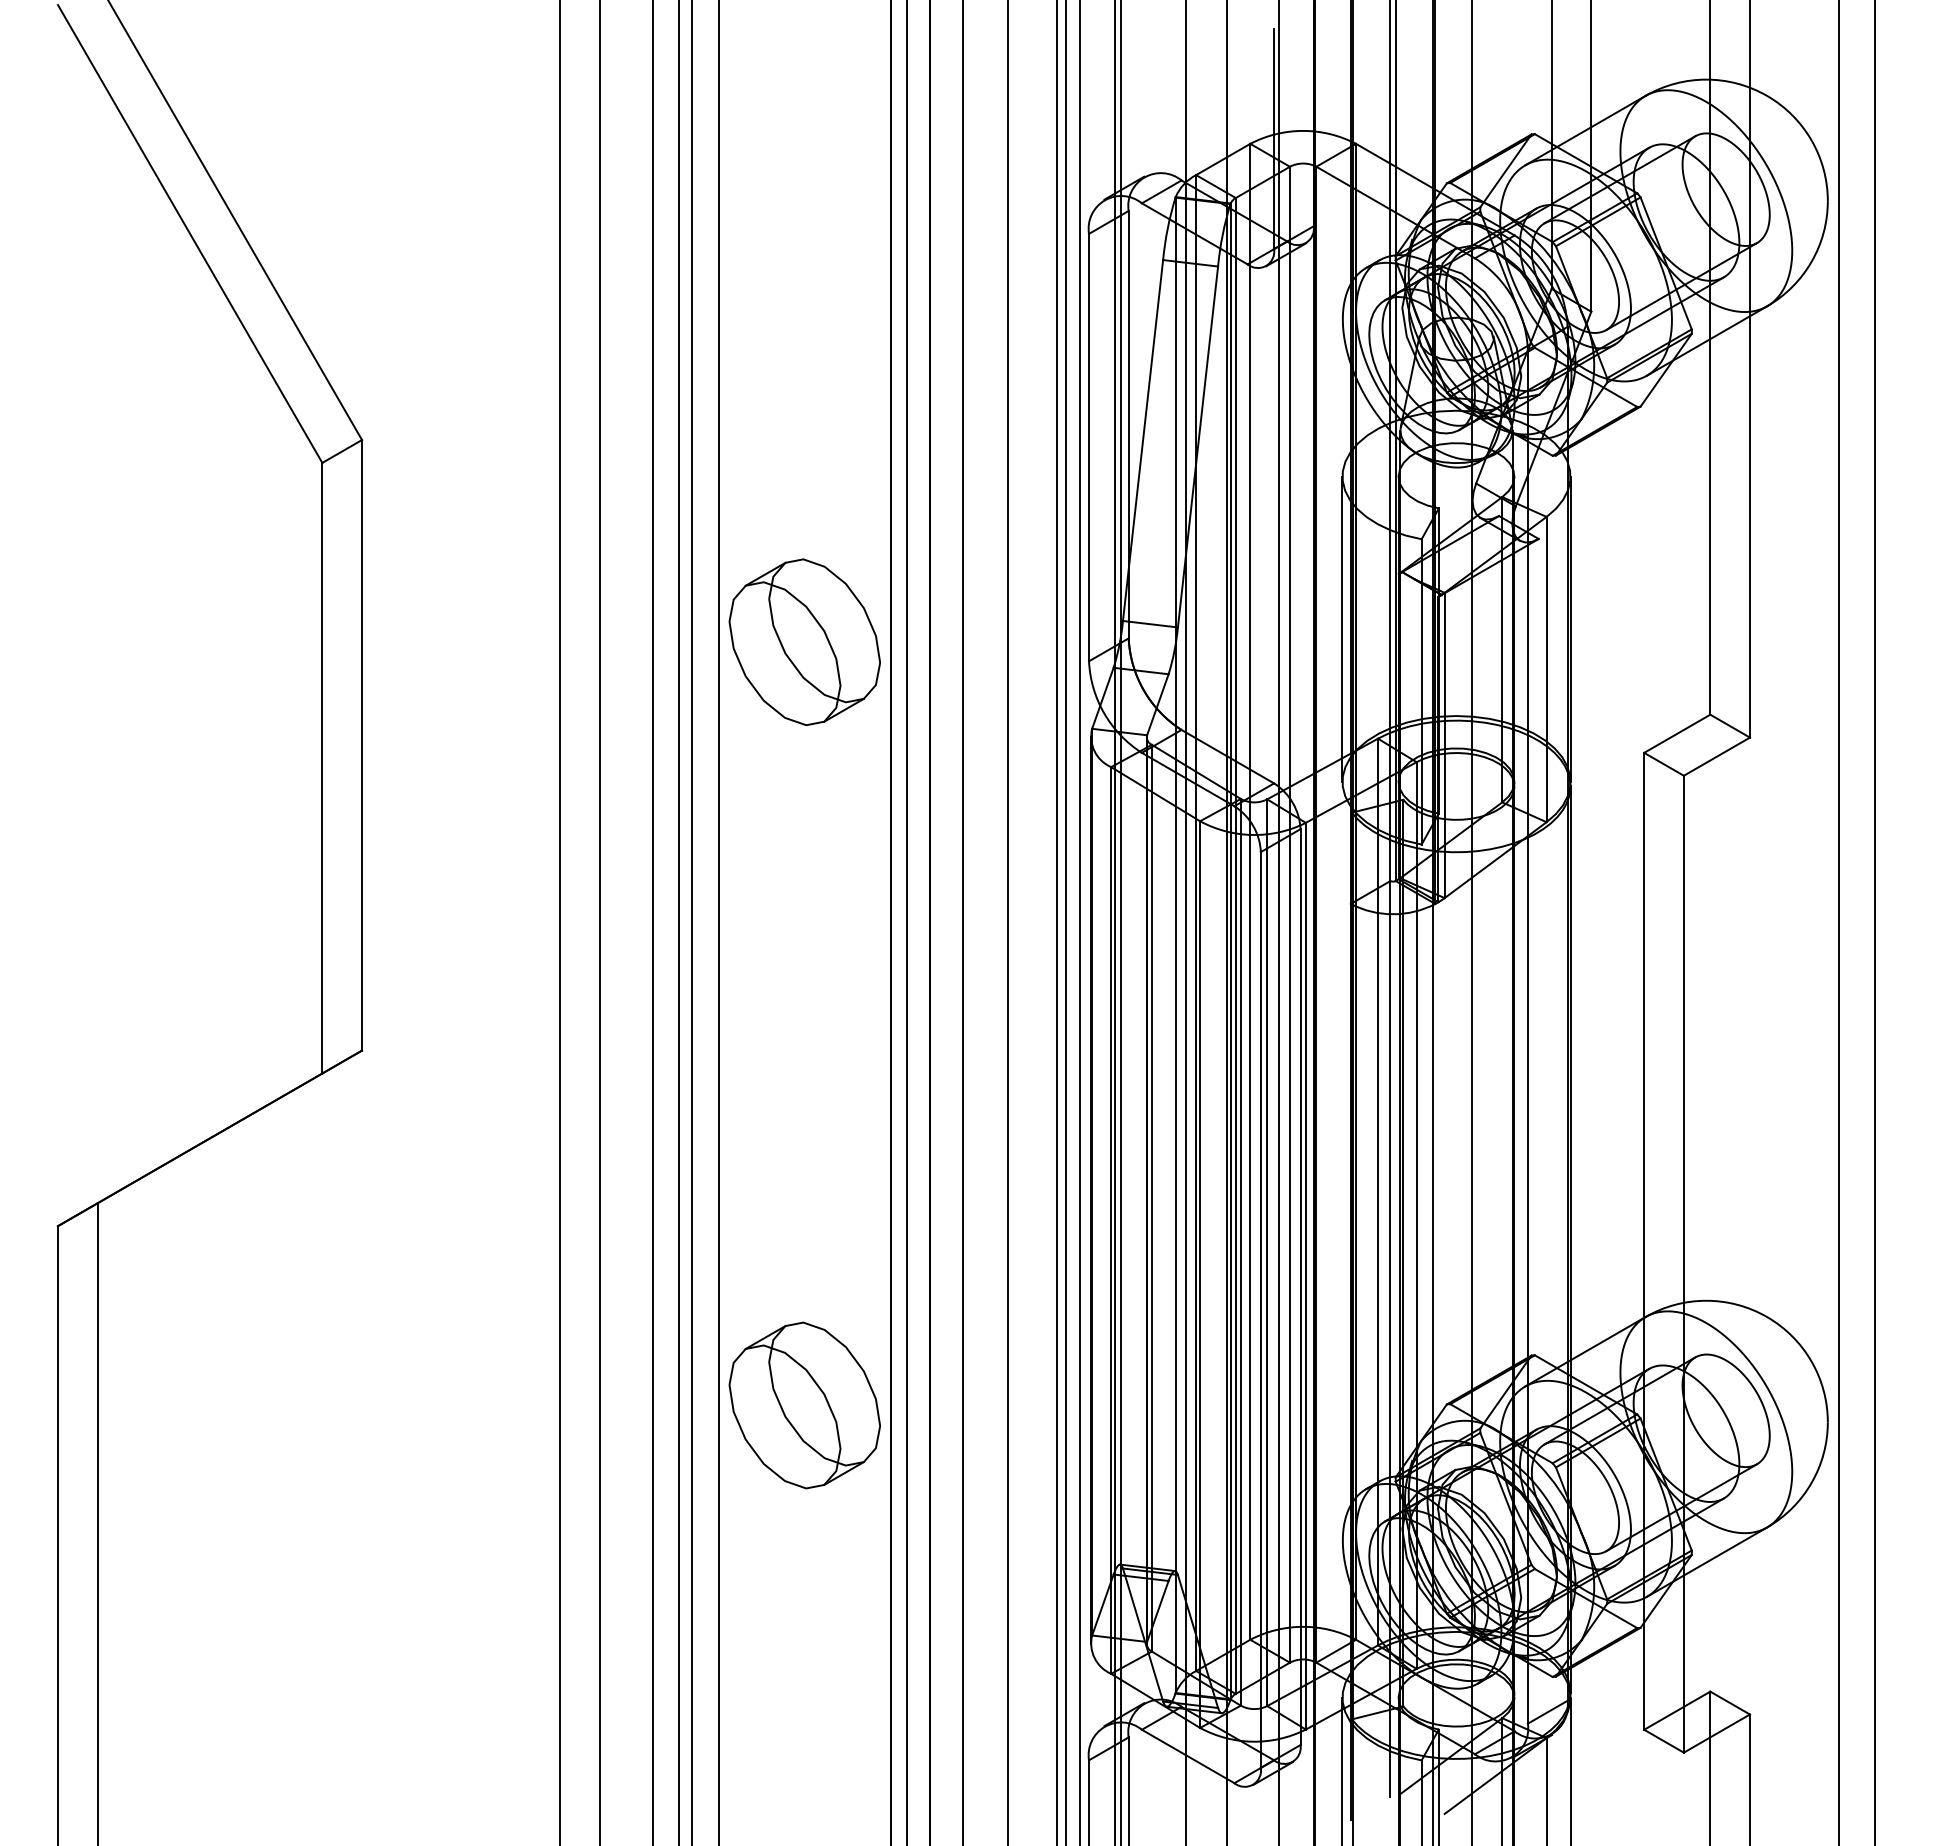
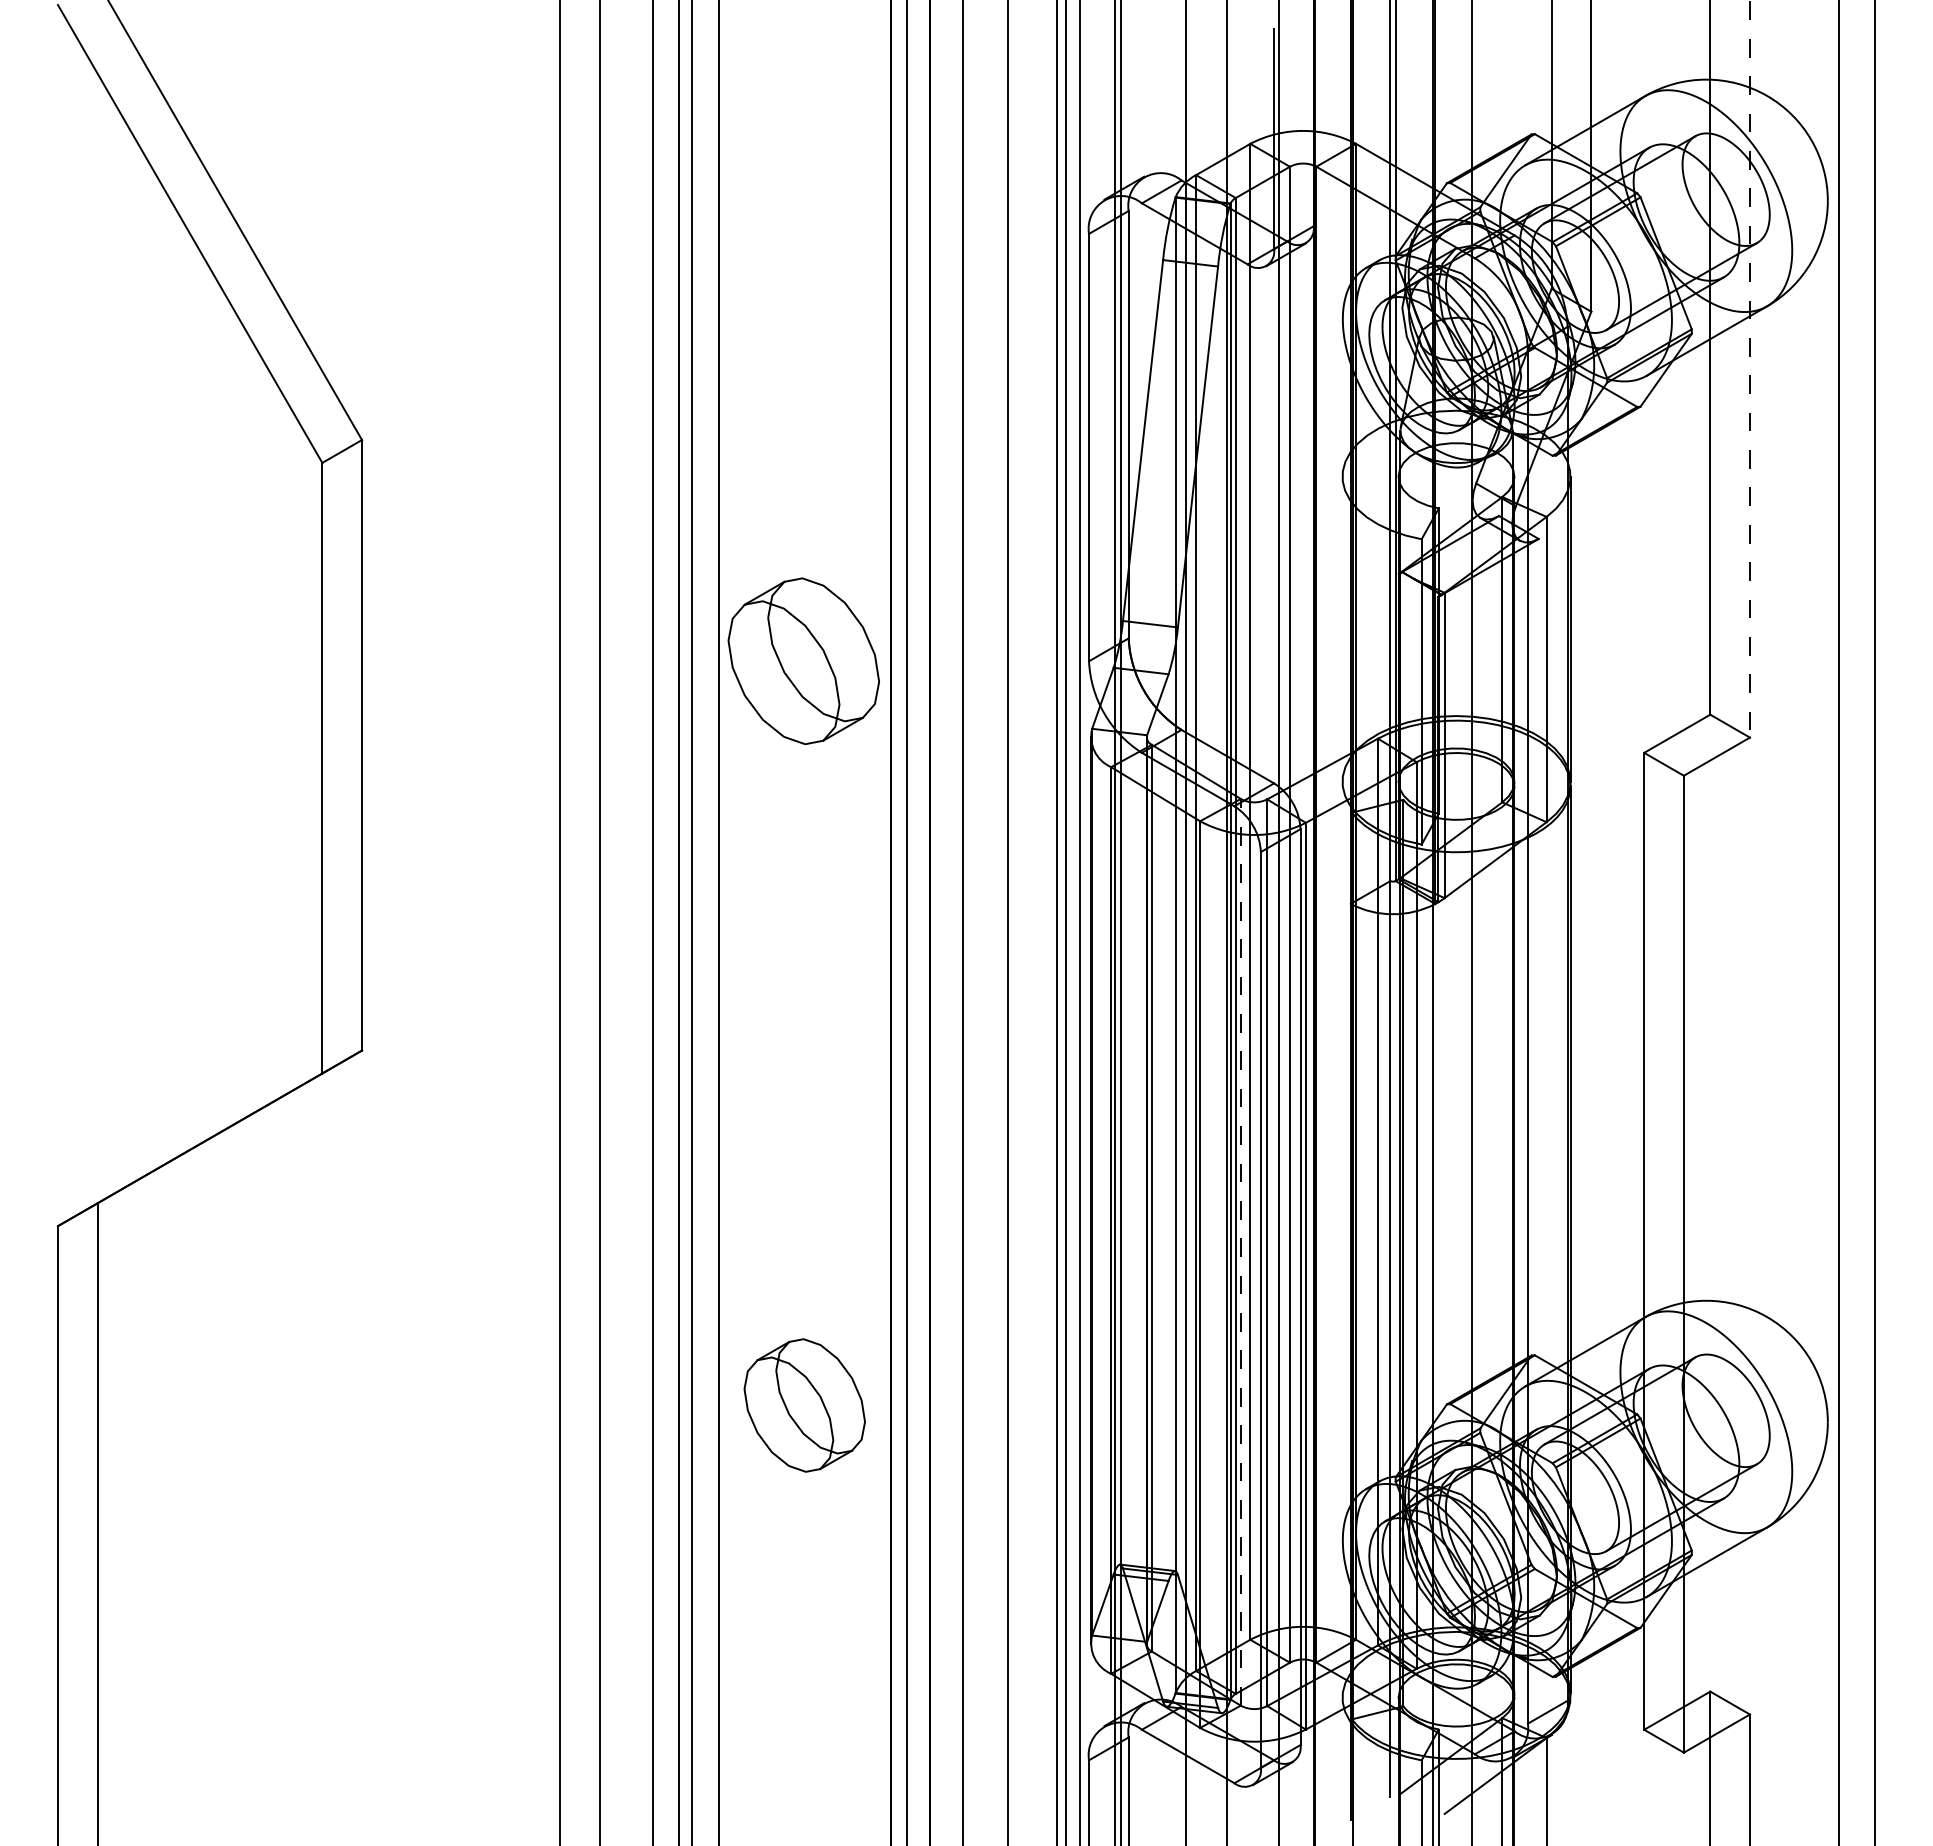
line: solid -> dashed (1749, 369)
line: present -> none (1342, 628)
part position: (804, 642) -> (803, 661) (803, 661)
line: solid -> dashed (1240, 1251)
part size: 153x169 px -> 123x135 px (804, 1405)
line: present -> none (1342, 1769)
line: present -> none (1570, 1769)
